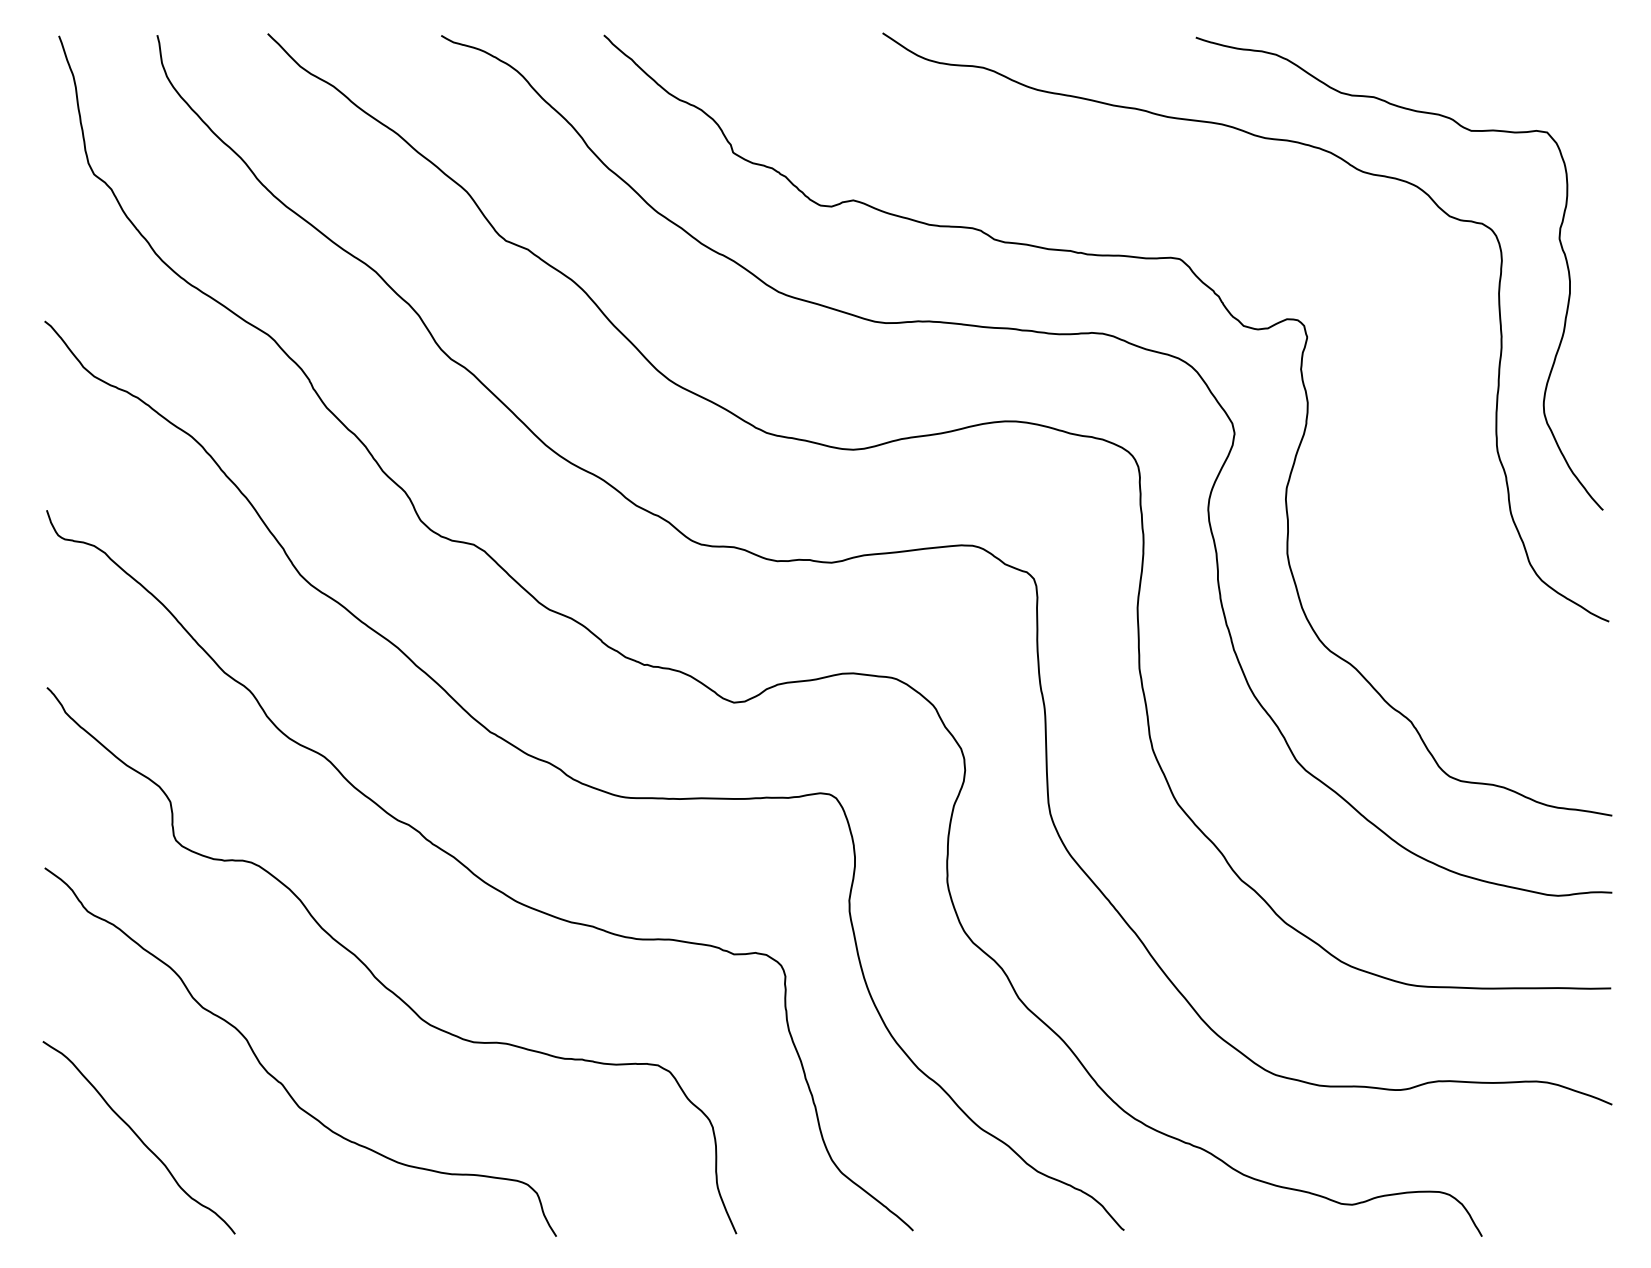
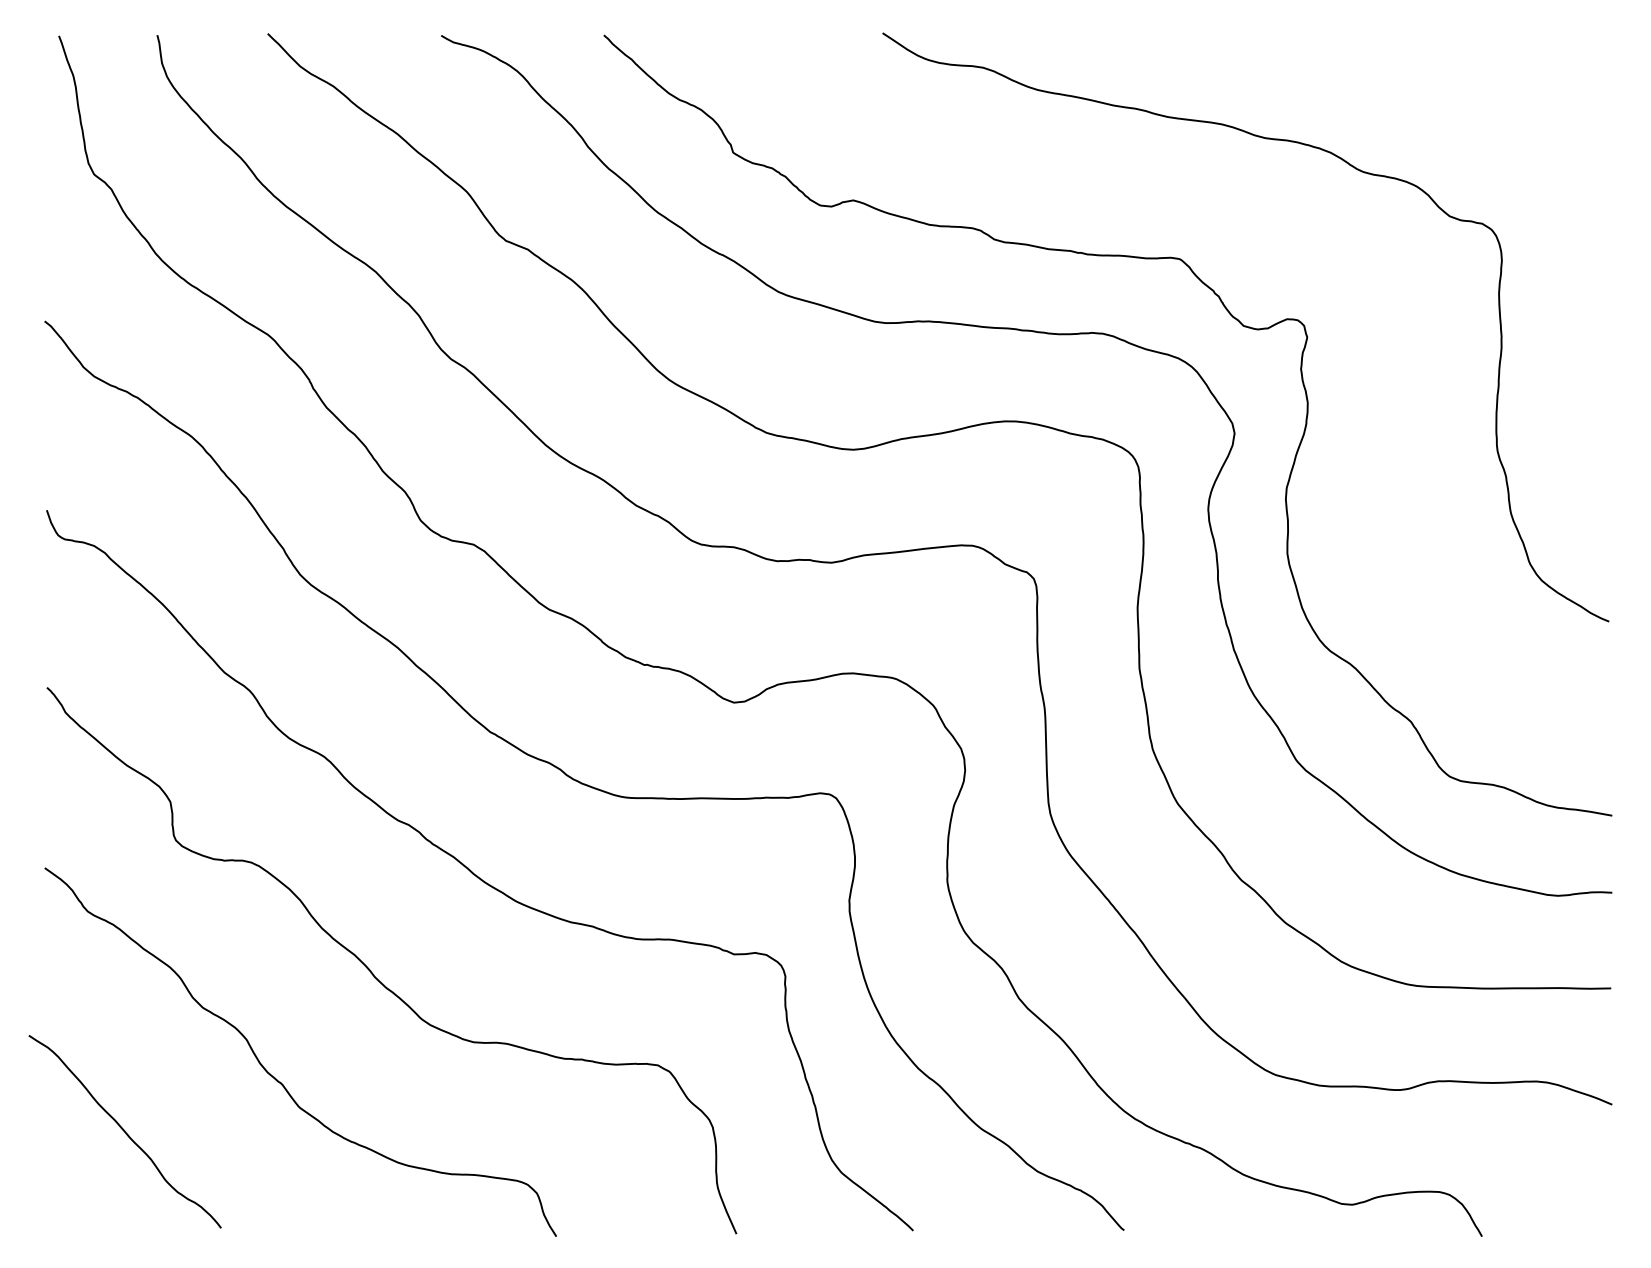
curve: present -> none (1469, 131)
curve position: (138, 1137) -> (124, 1131) (124, 1131)
